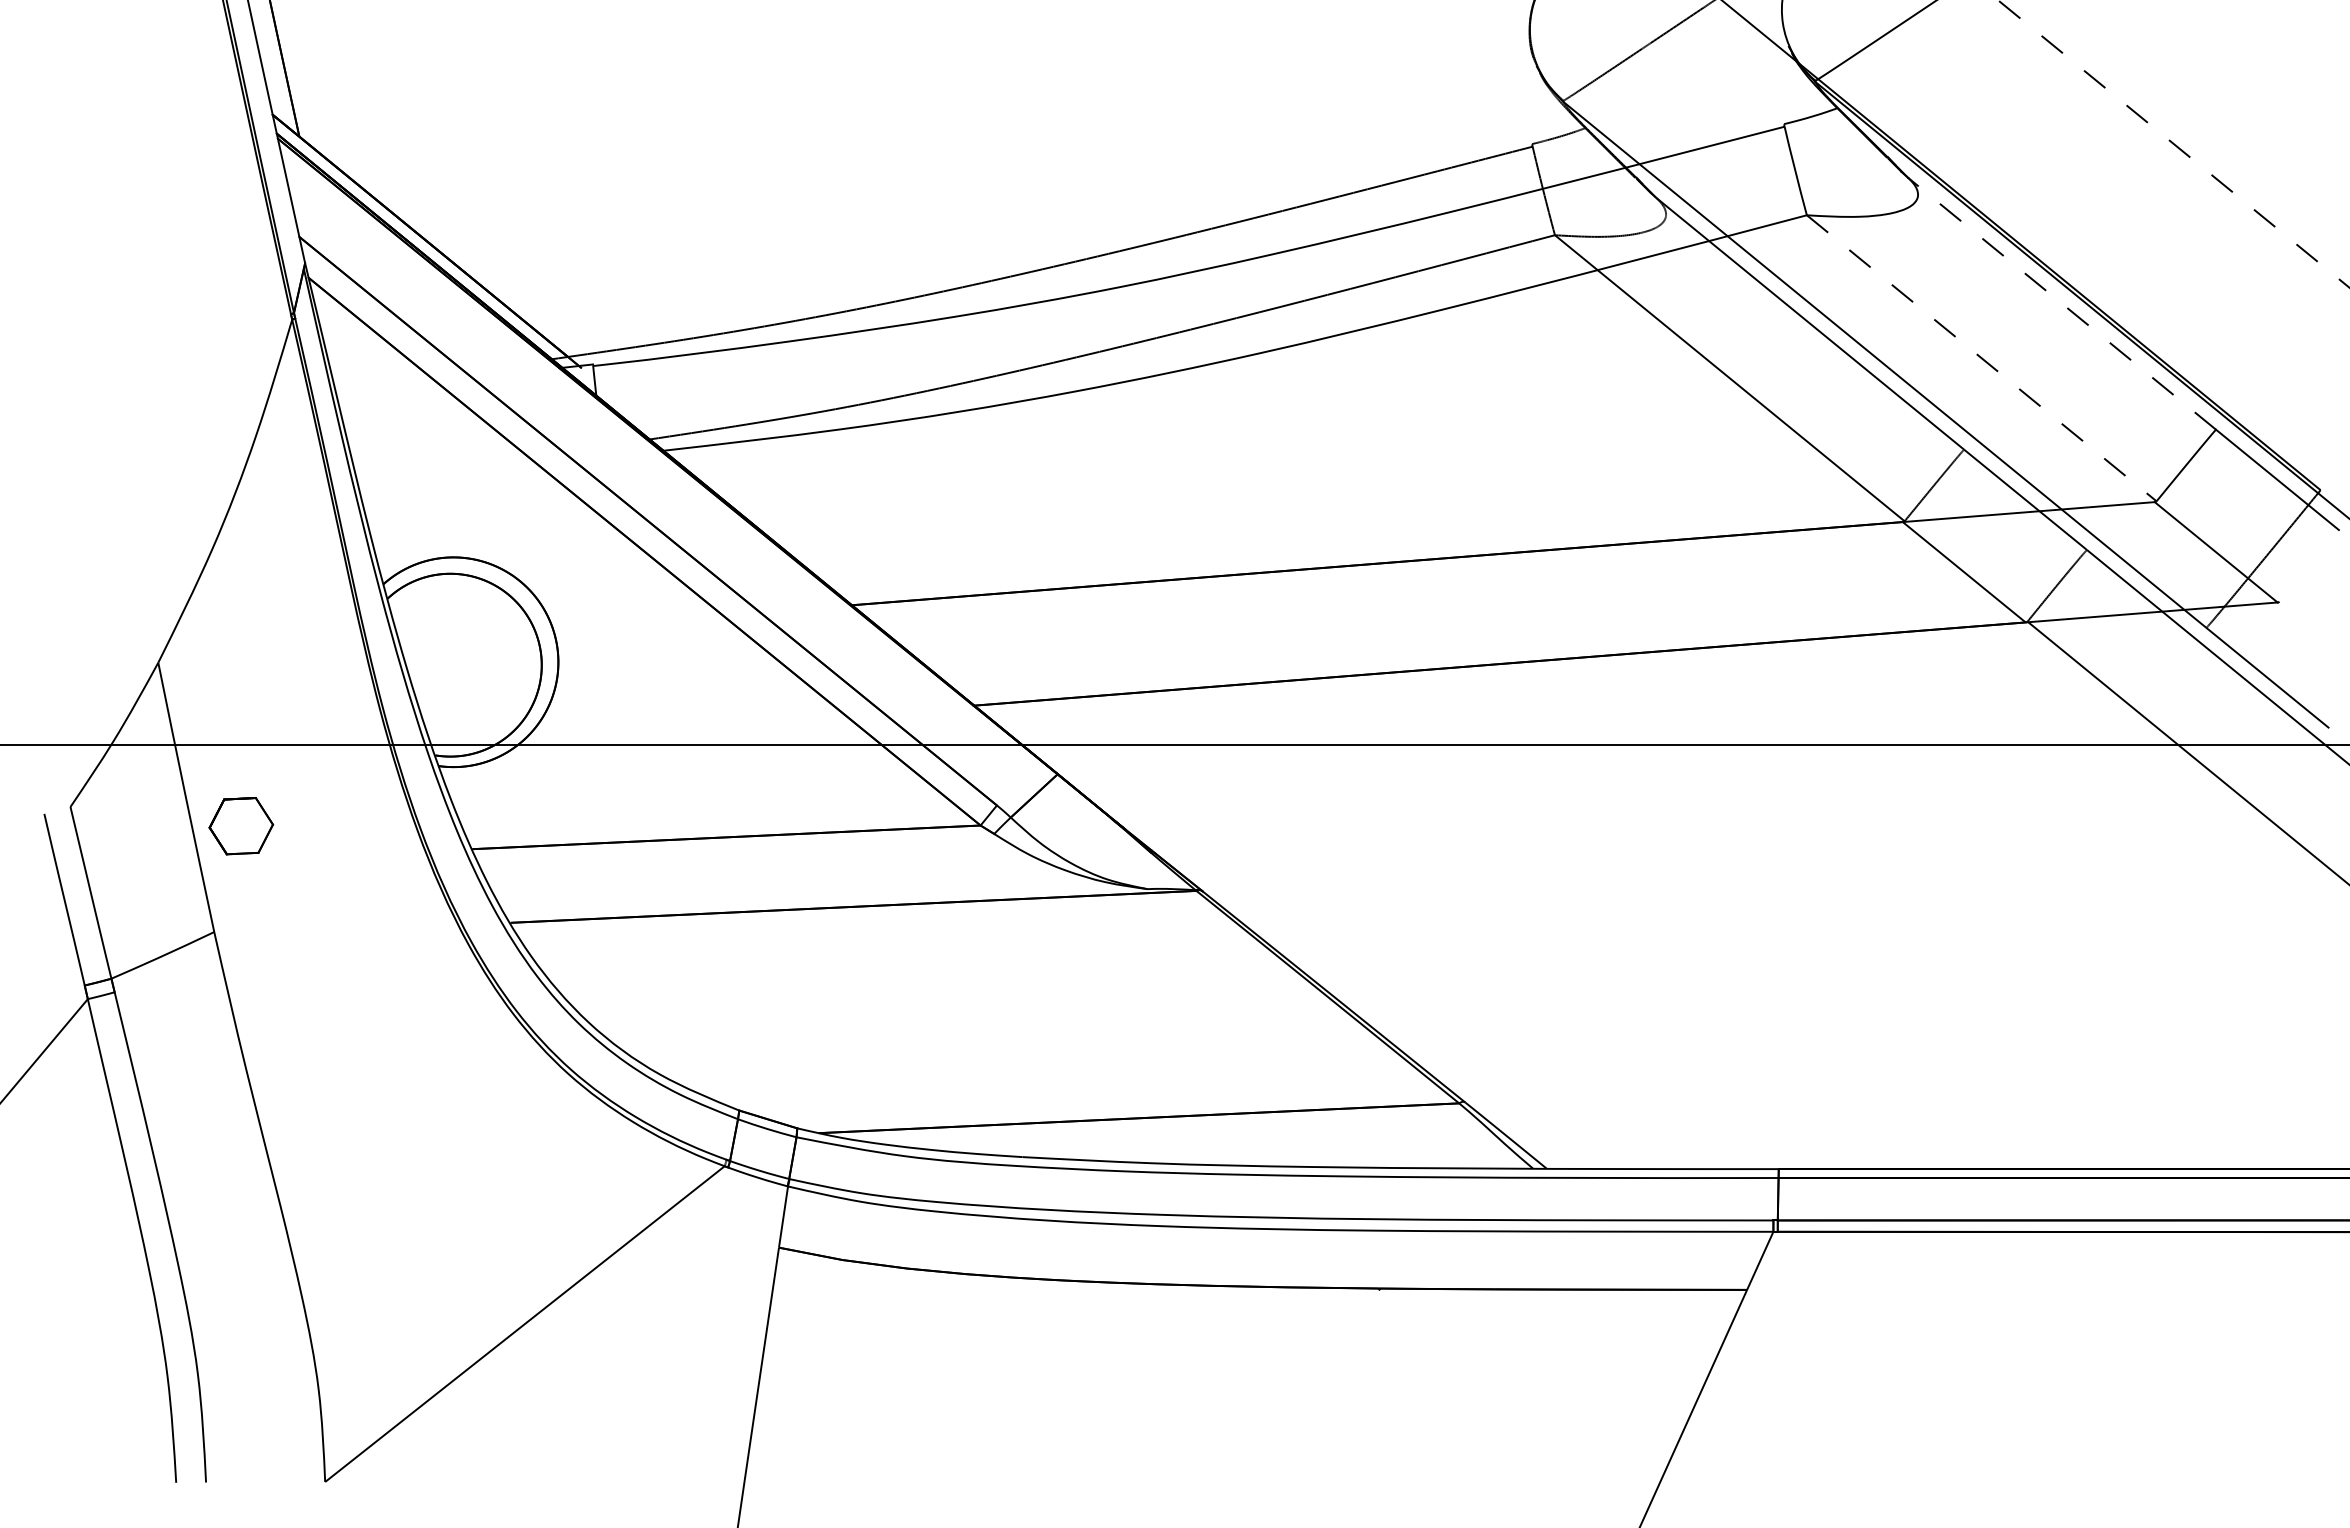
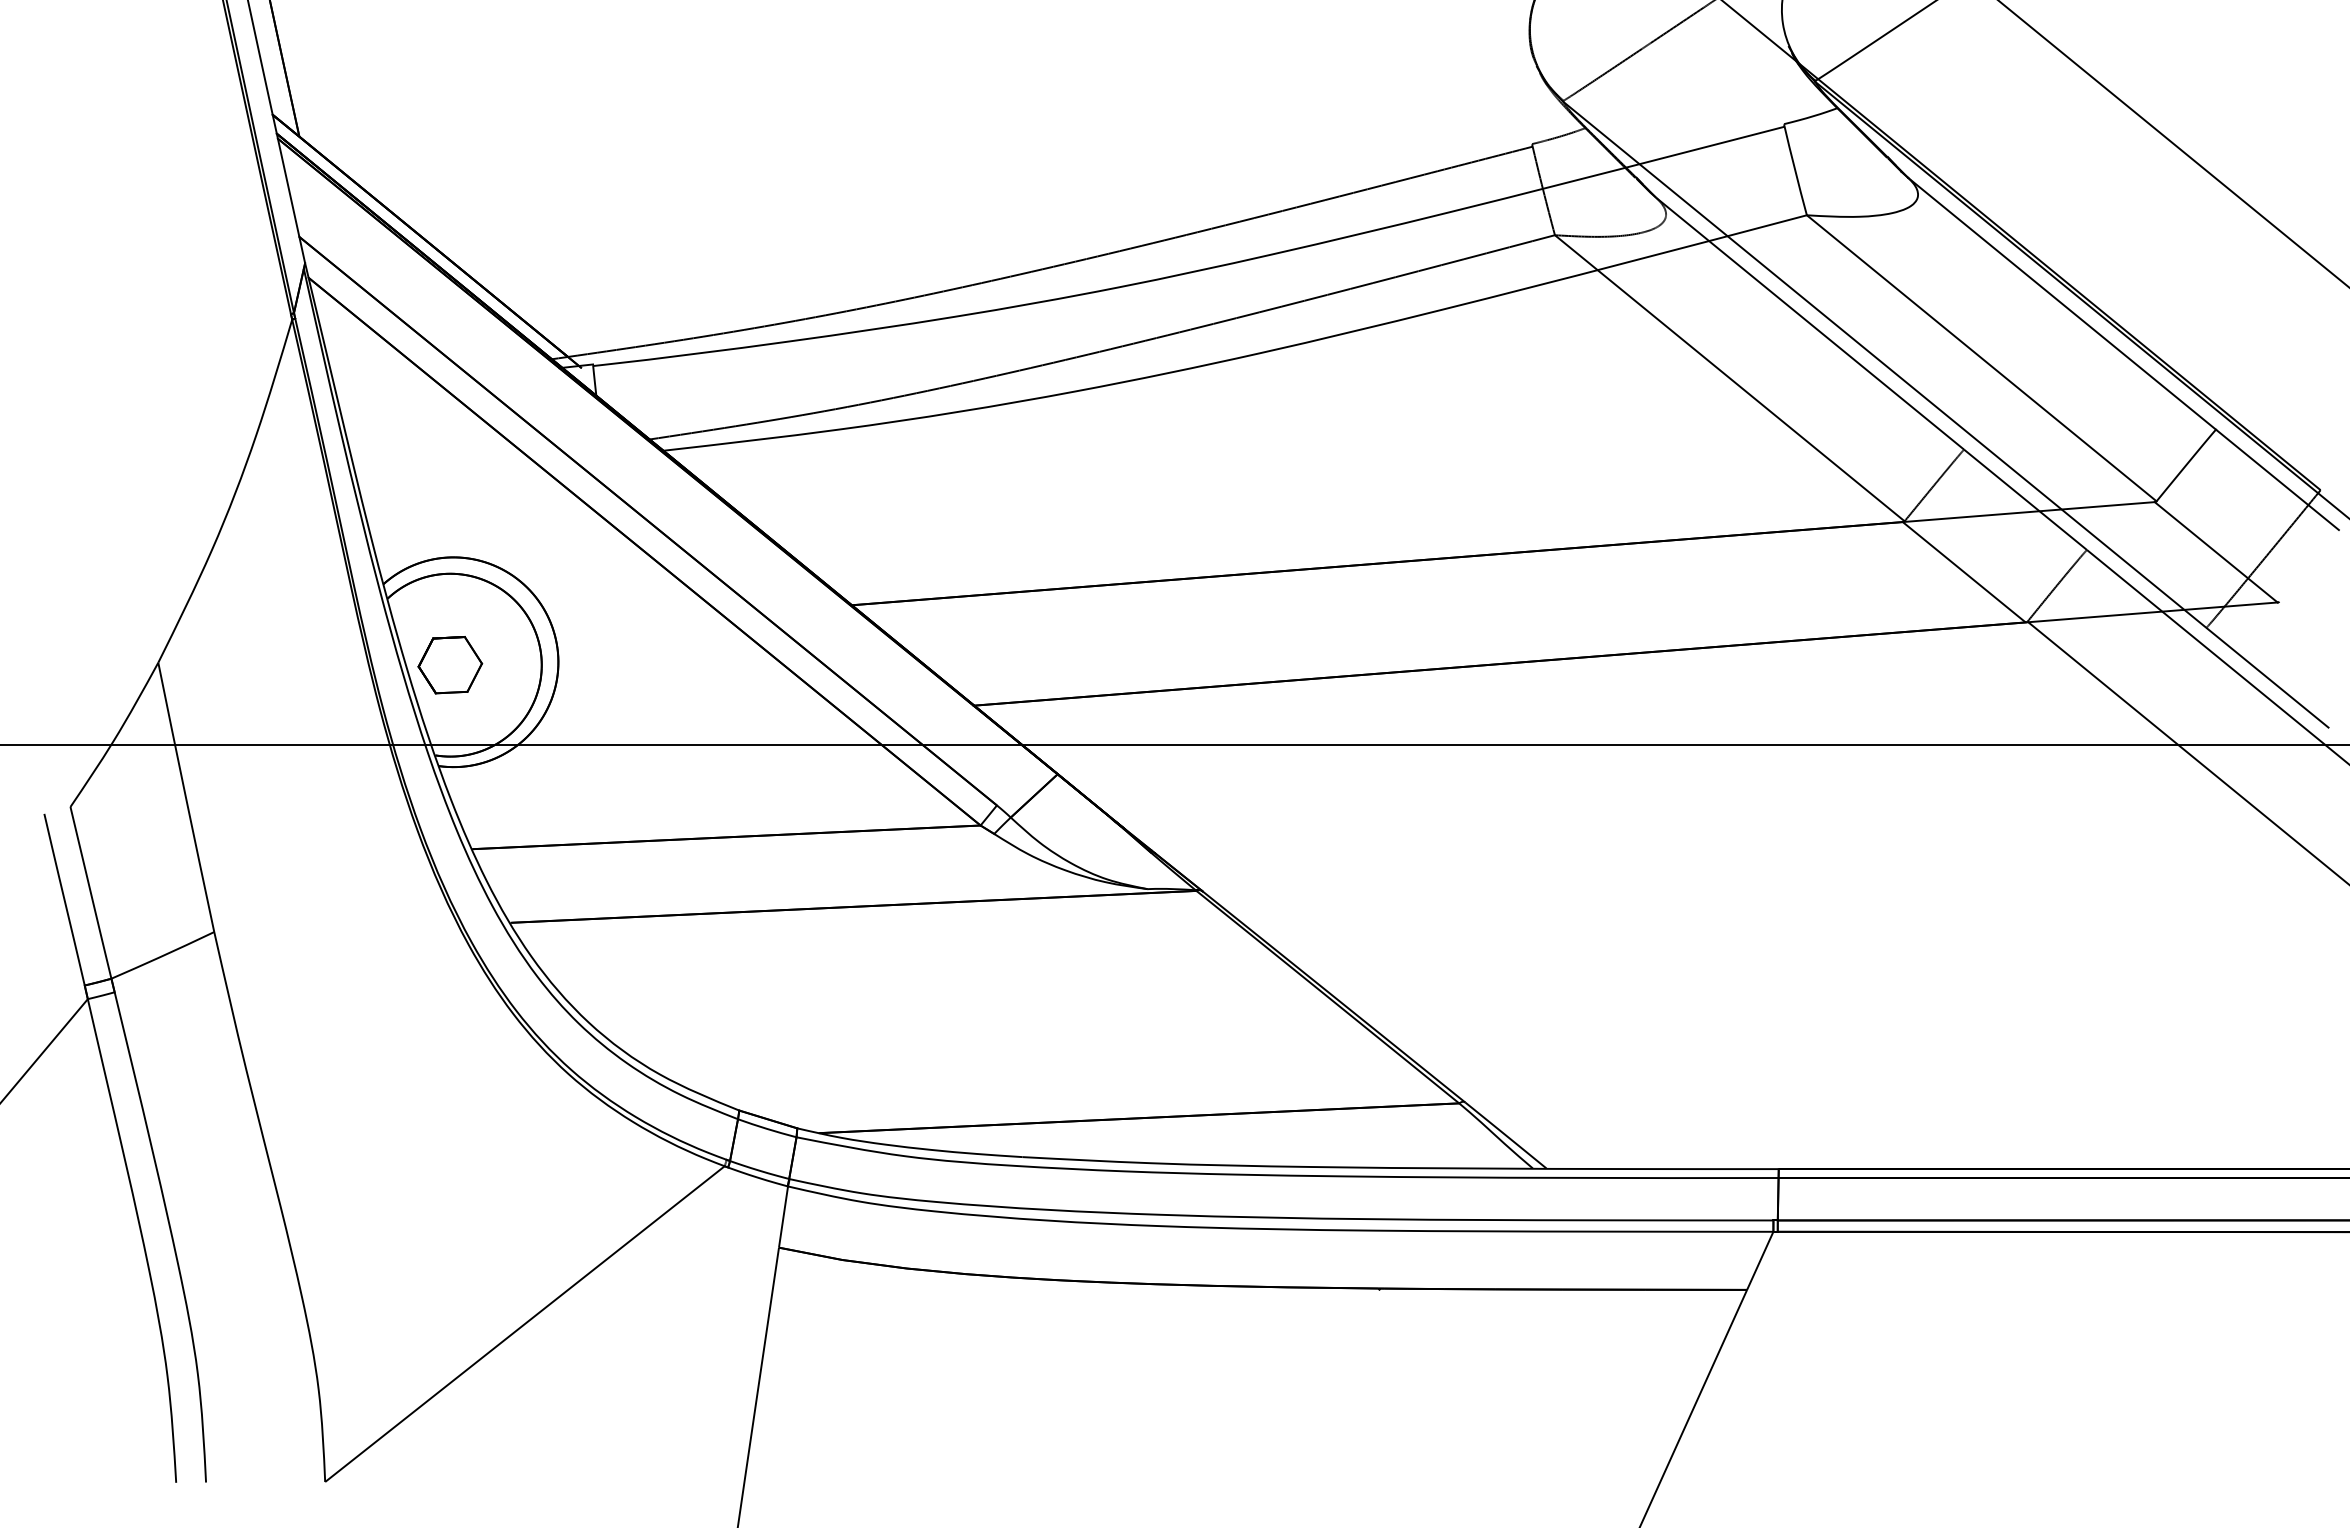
line: dashed -> solid (2174, 144)
line: dashed -> solid (2062, 303)
line: dashed -> solid (1981, 358)
part position: (241, 826) -> (450, 665) (450, 665)
